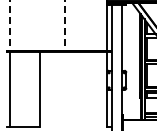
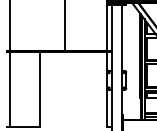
line: dashed -> solid (10, 25)
line: dashed -> solid (65, 25)
